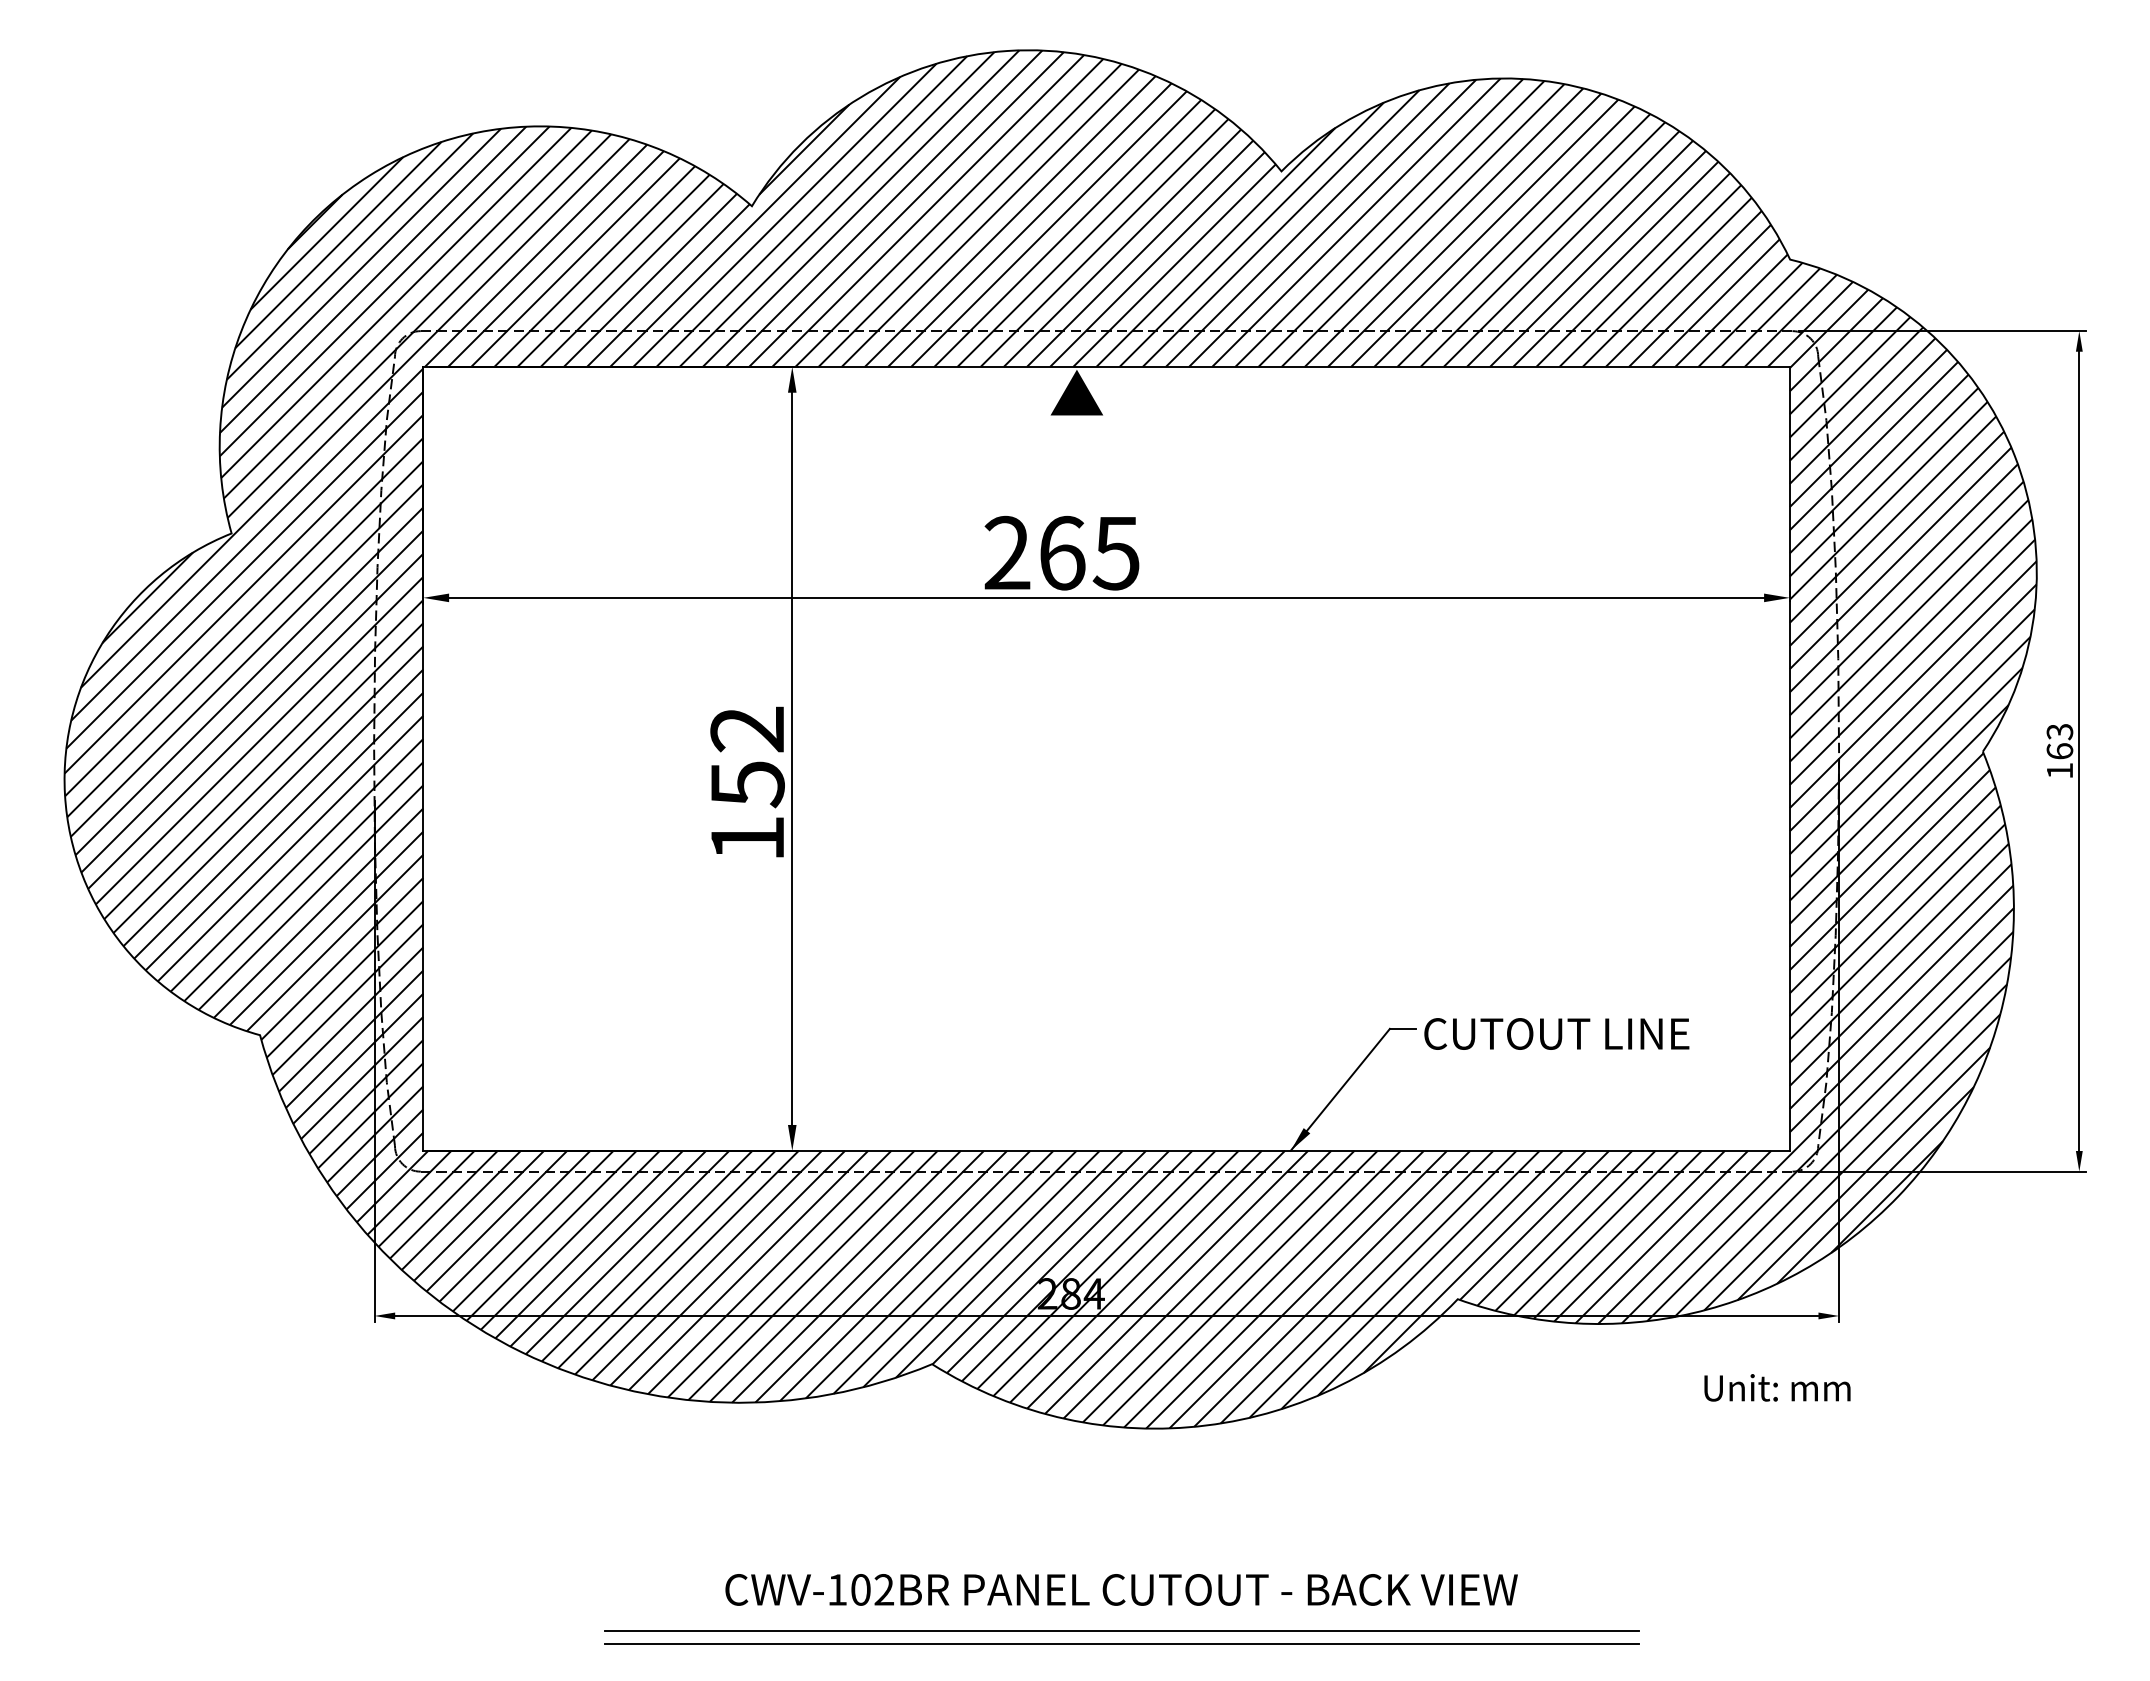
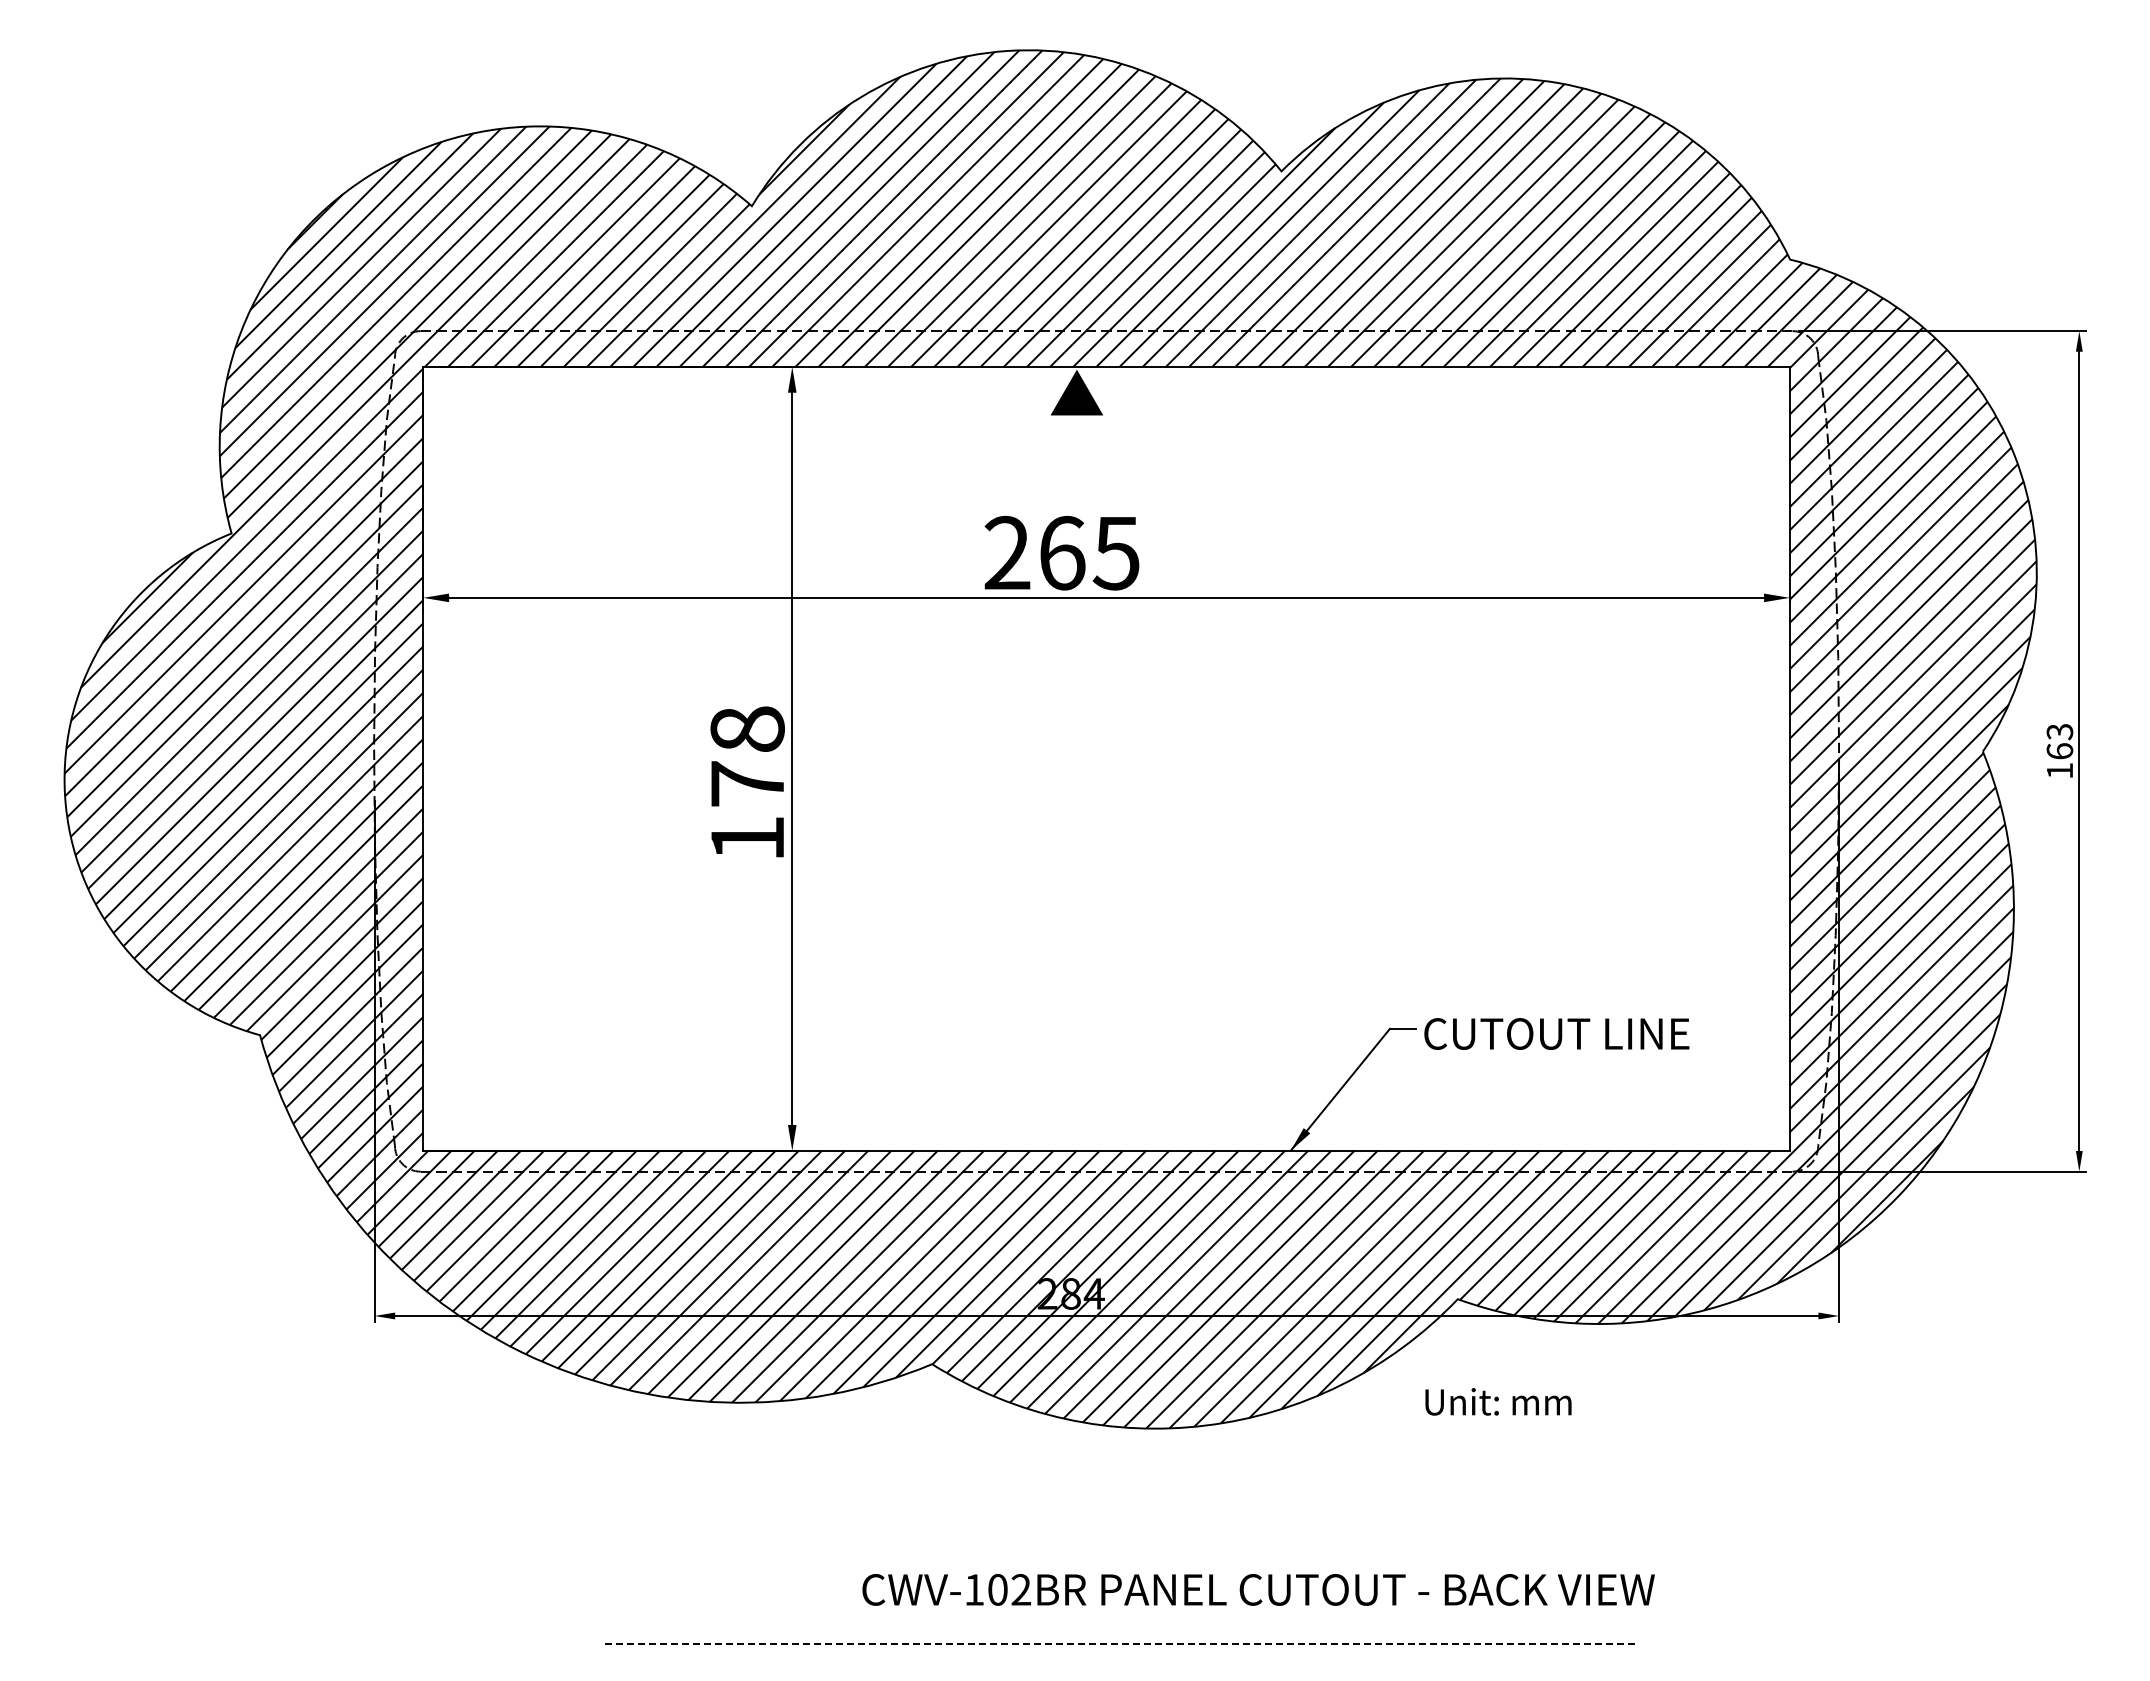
text: 152 -> 178 (747, 757)
text position: (1777, 1387) -> (1498, 1401) (1498, 1401)
text position: (1121, 1589) -> (1258, 1589) (1258, 1589)
line: present -> none (1121, 1630)
line: solid -> dashed (1121, 1643)
